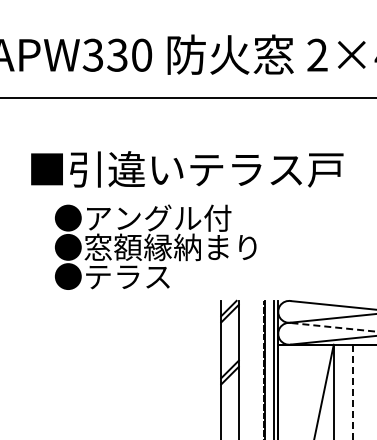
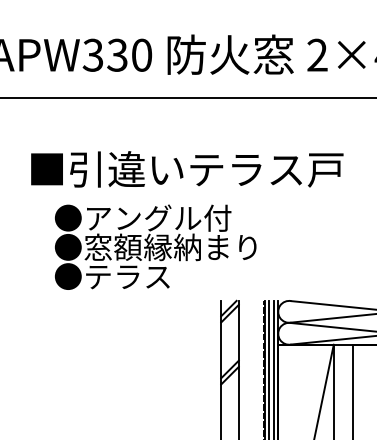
line: dashed -> solid (333, 327)
line: none -> present (269, 368)
line: dashed -> solid (352, 392)
